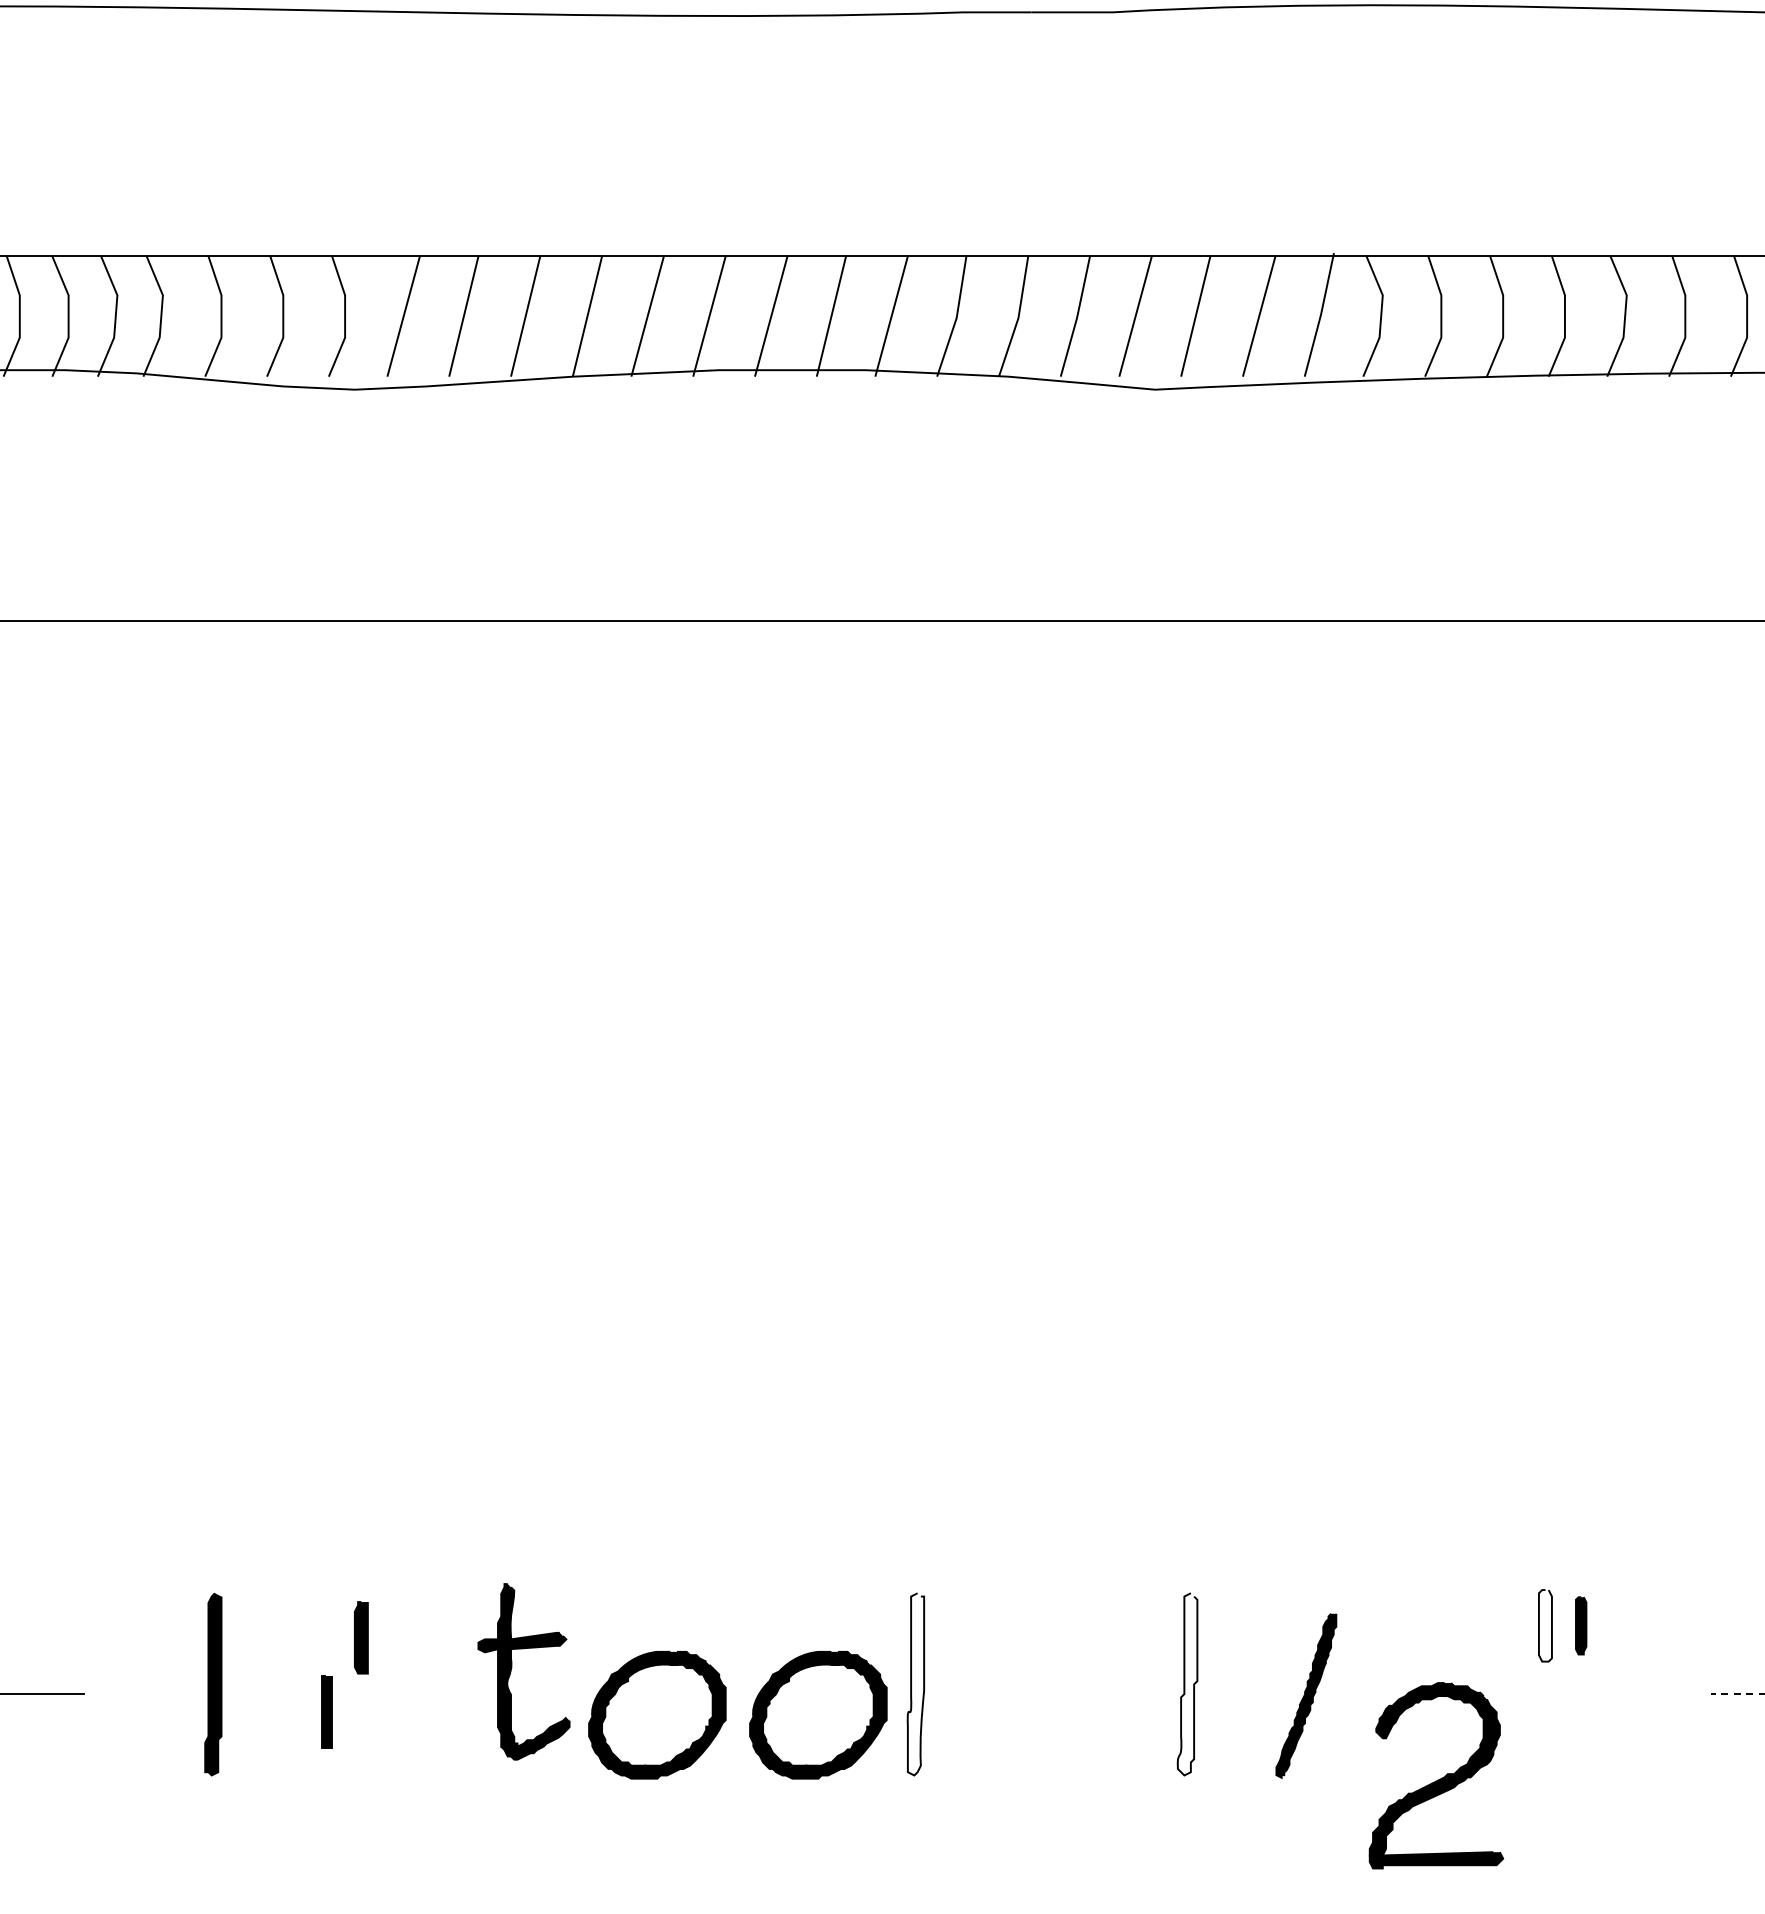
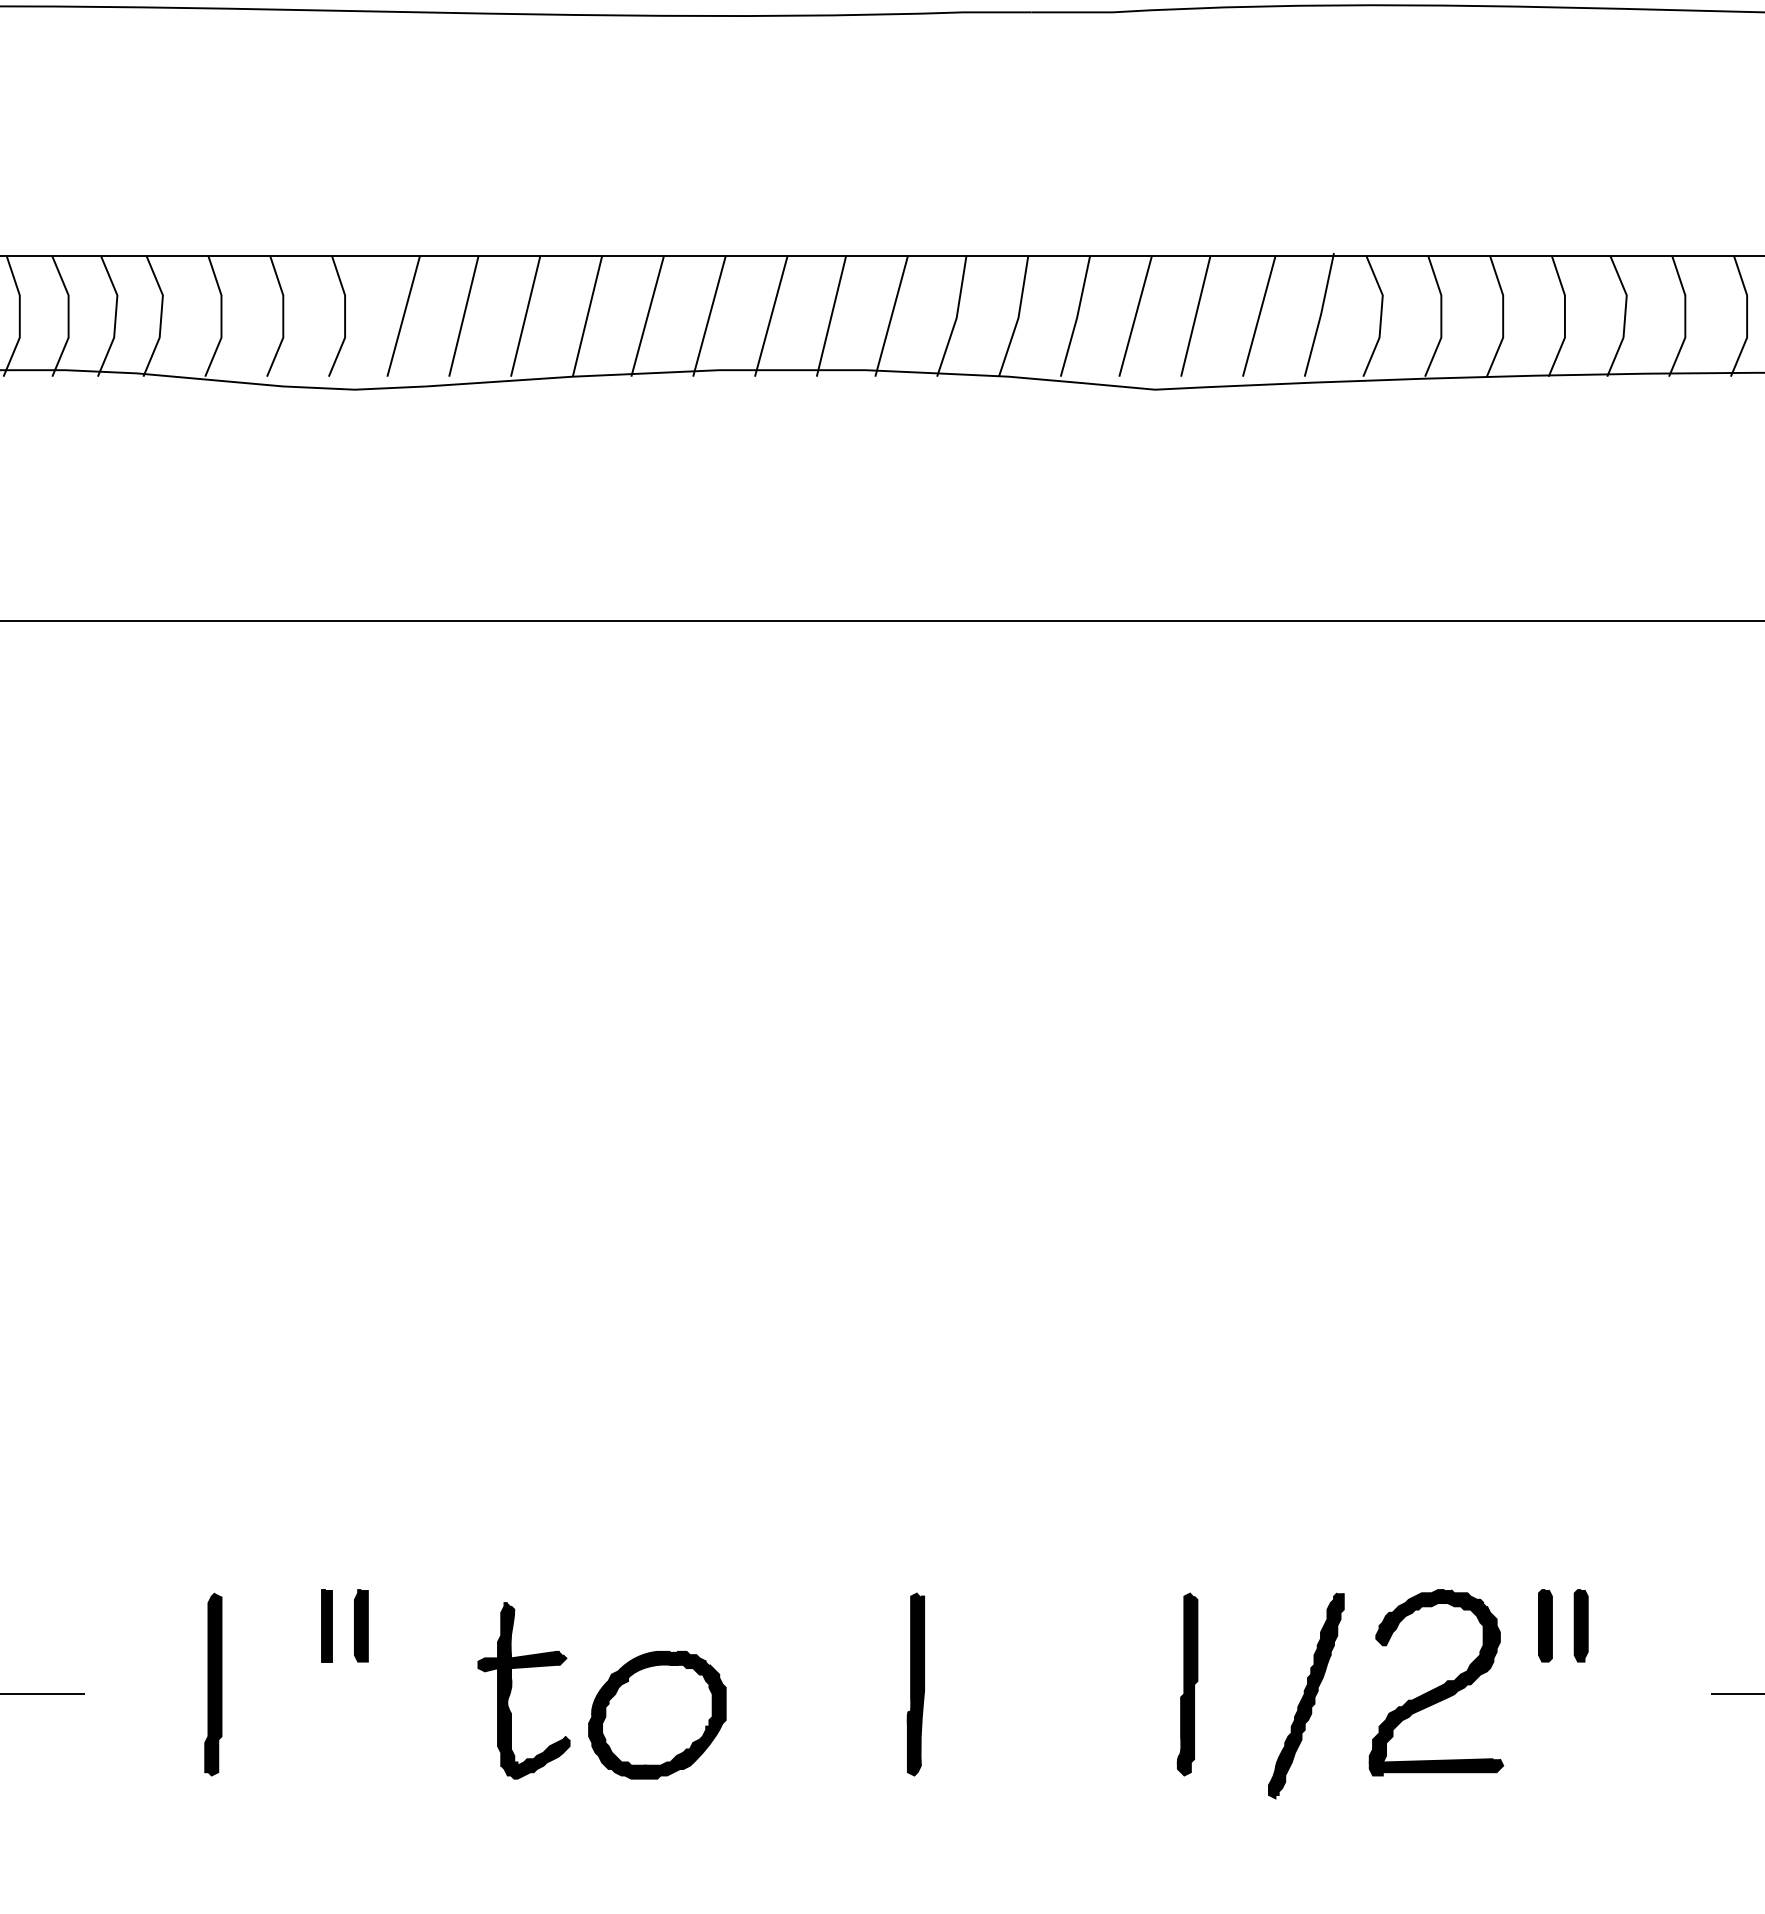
fill: none -> present (1544, 1625)
part size: 13x60 px -> 16x74 px (1580, 1625)
part position: (361, 1637) -> (361, 1625) (361, 1625)
part position: (512, 1668) -> (512, 1687) (512, 1687)
fill: none -> present (915, 1684)
fill: none -> present (1187, 1684)
line: dashed -> solid (1737, 1694)
part size: 63x166 px -> 77x208 px (1306, 1695)
part position: (326, 1711) -> (326, 1625) (326, 1625)
part: present -> none (818, 1715)
part position: (1436, 1775) -> (1436, 1682) (1436, 1682)
